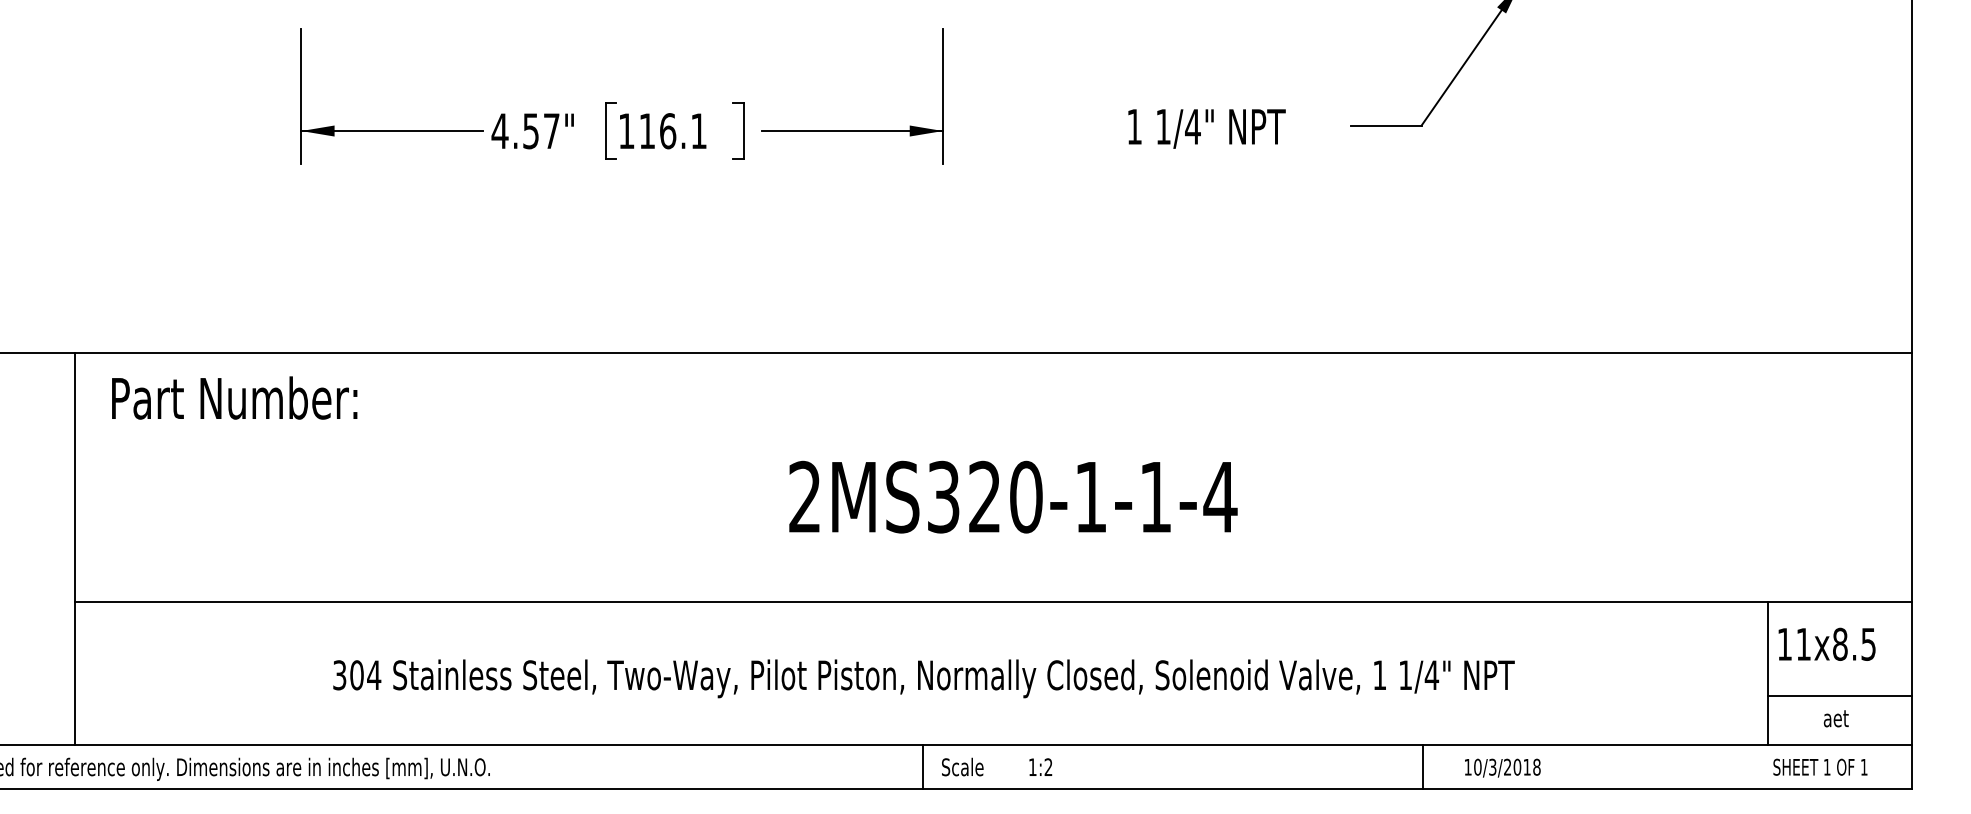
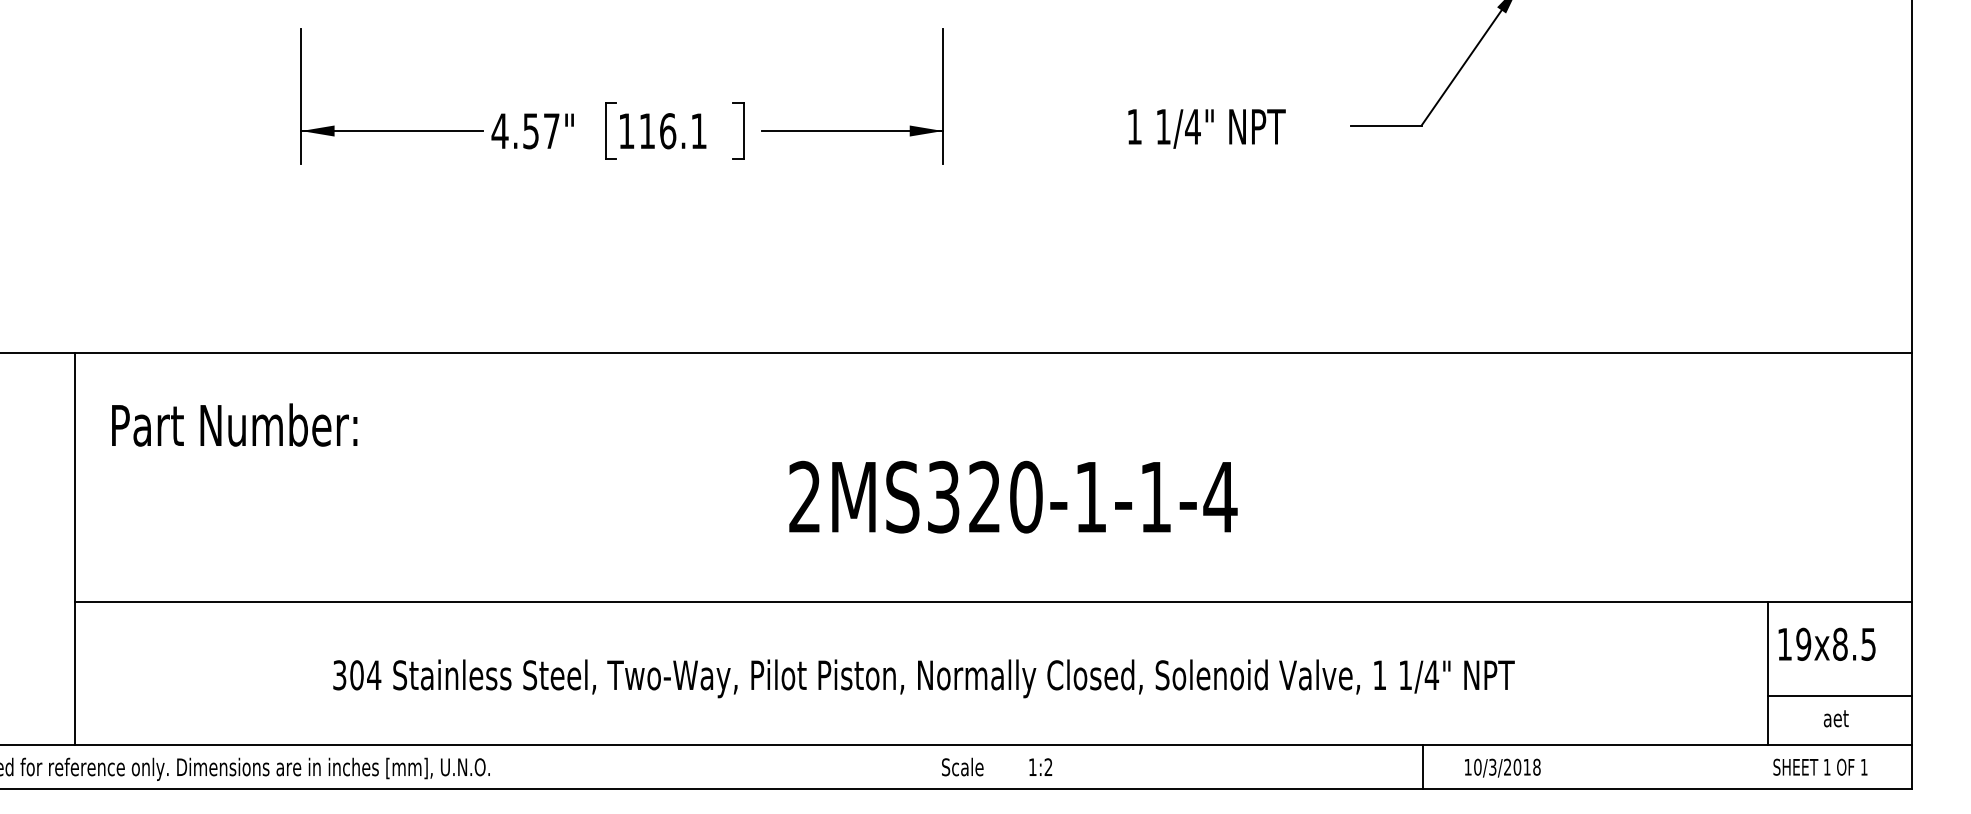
text position: (234, 397) -> (234, 424) (234, 424)
text: 11x8.5 -> 19x8.5 (1803, 643)
line: present -> none (922, 767)
